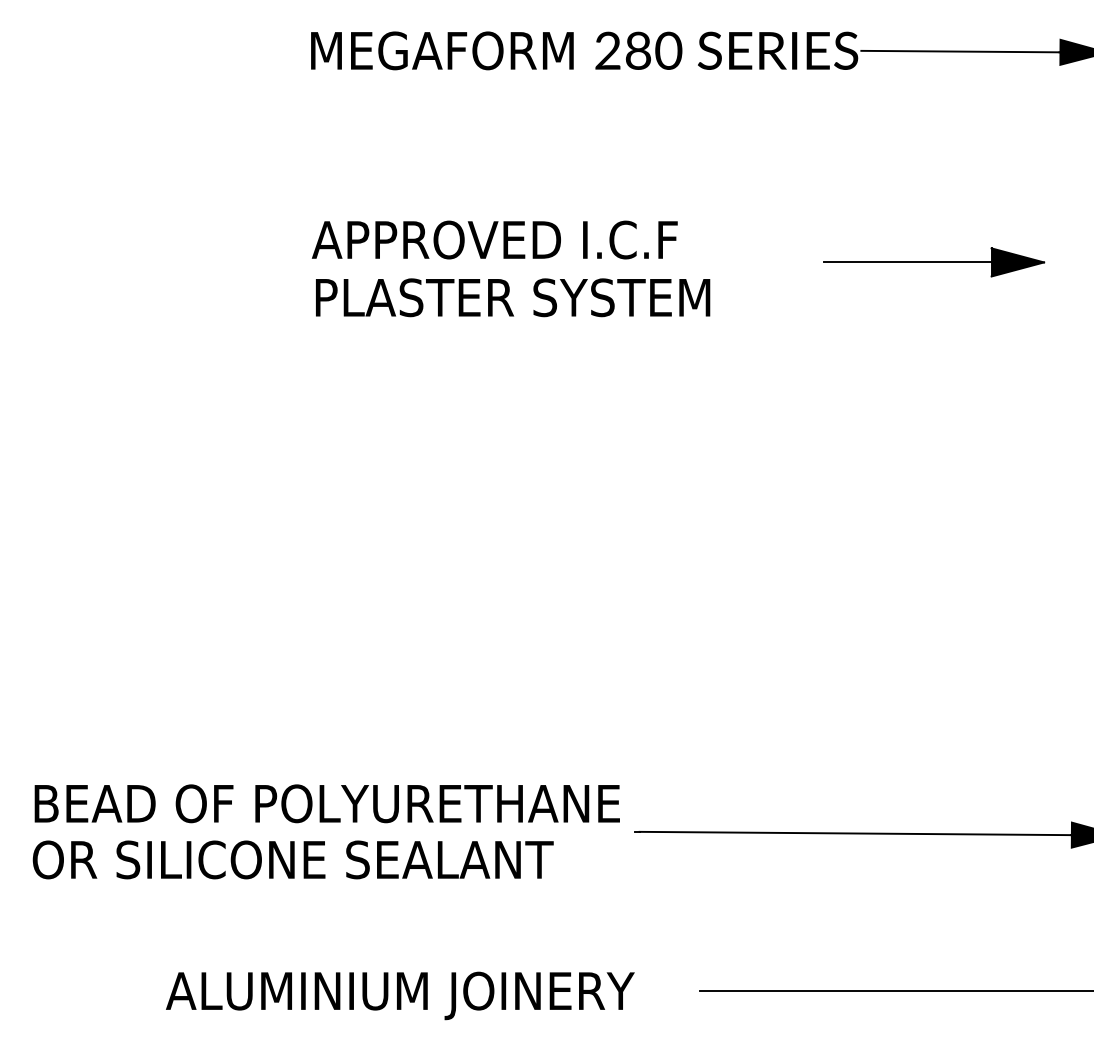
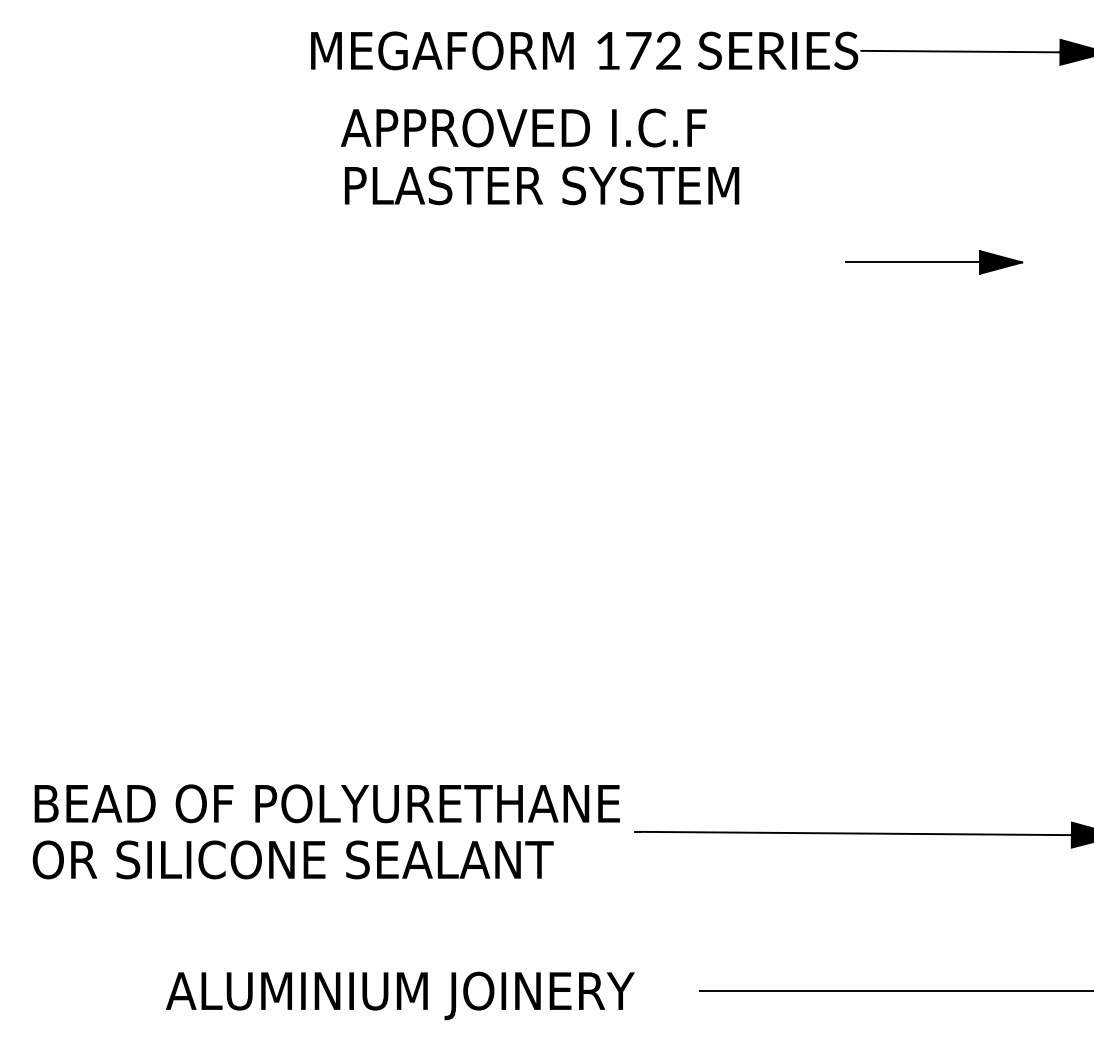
text: 280 -> 172 (638, 50)
part size: 223x31 px -> 179x25 px (934, 262)
text position: (510, 268) -> (539, 156) (539, 156)
